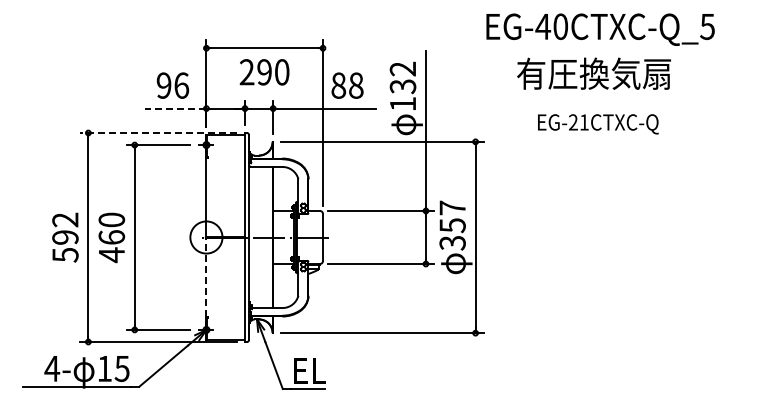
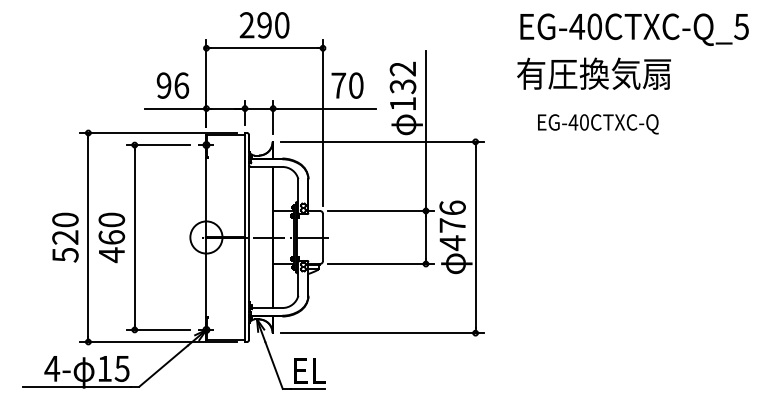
text position: (600, 29) -> (634, 29) (634, 29)
text position: (264, 72) -> (264, 25) (264, 25)
text: 88 -> 70 (347, 85)
line: dashed -> solid (175, 108)
text: EG-21CTXC-Q -> EG-40CTXC-Q (578, 122)
line: dashed -> solid (158, 133)
text: 357 -> 476 (452, 225)
text: 592 -> 520 (65, 228)
line: dashed -> solid (206, 277)
